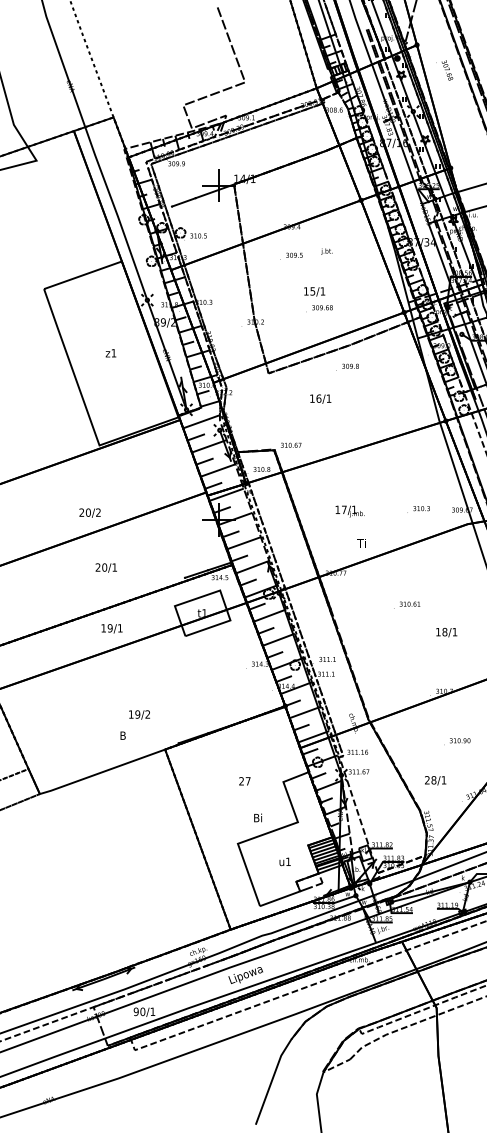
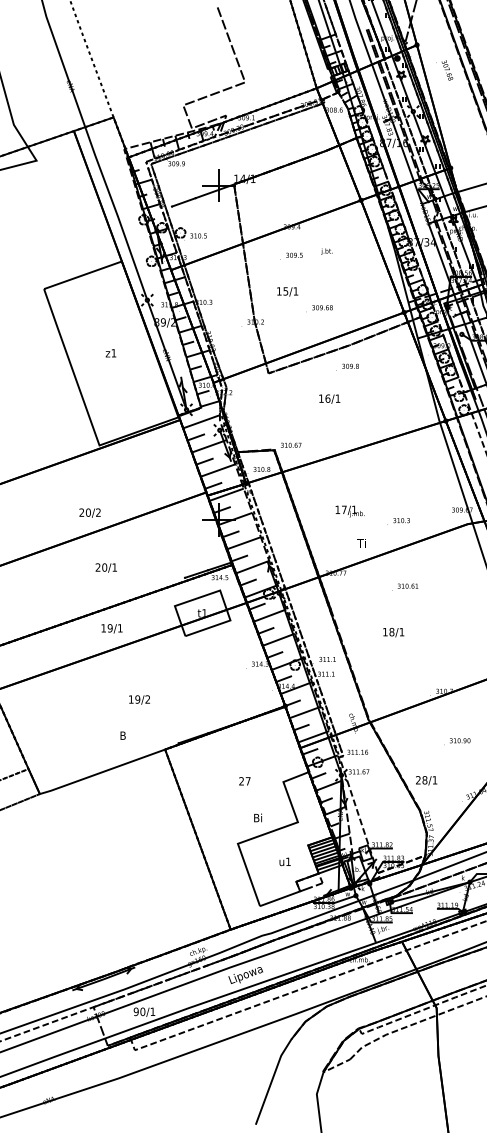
text position: (314, 291) -> (287, 291) (287, 291)
text position: (320, 398) -> (329, 398) (329, 398)
text position: (418, 509) -> (398, 521) (398, 521)
text position: (407, 604) -> (405, 586) (405, 586)
text position: (446, 632) -> (393, 632) (393, 632)
text position: (139, 714) -> (139, 699) (139, 699)
text position: (435, 780) -> (426, 780) (426, 780)
